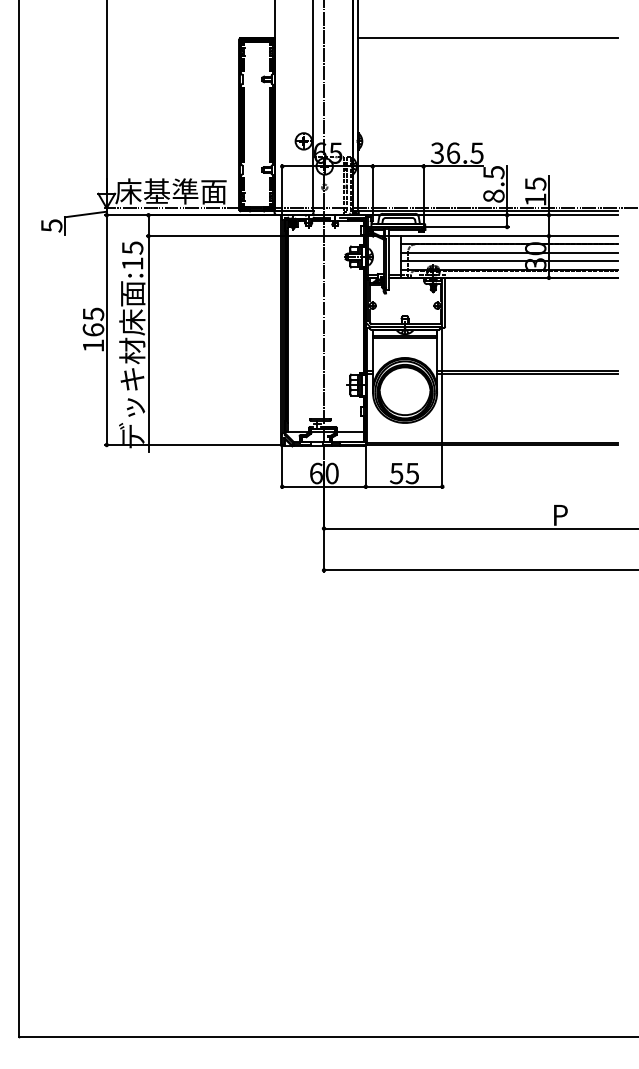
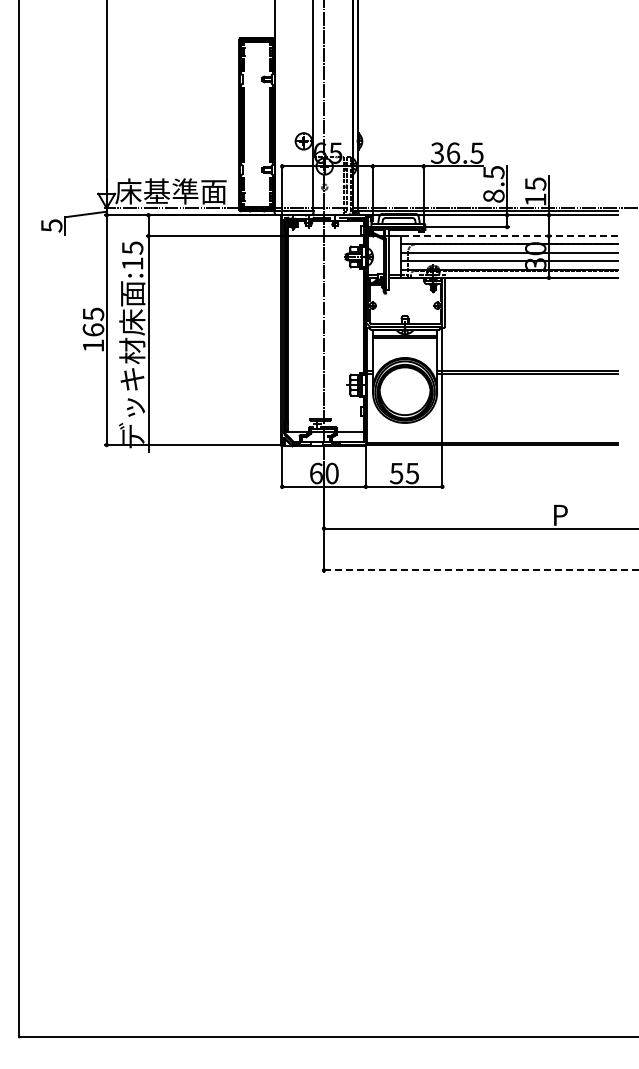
line: present -> none (487, 38)
line: solid -> dashed (509, 236)
line: solid -> dashed (481, 570)
